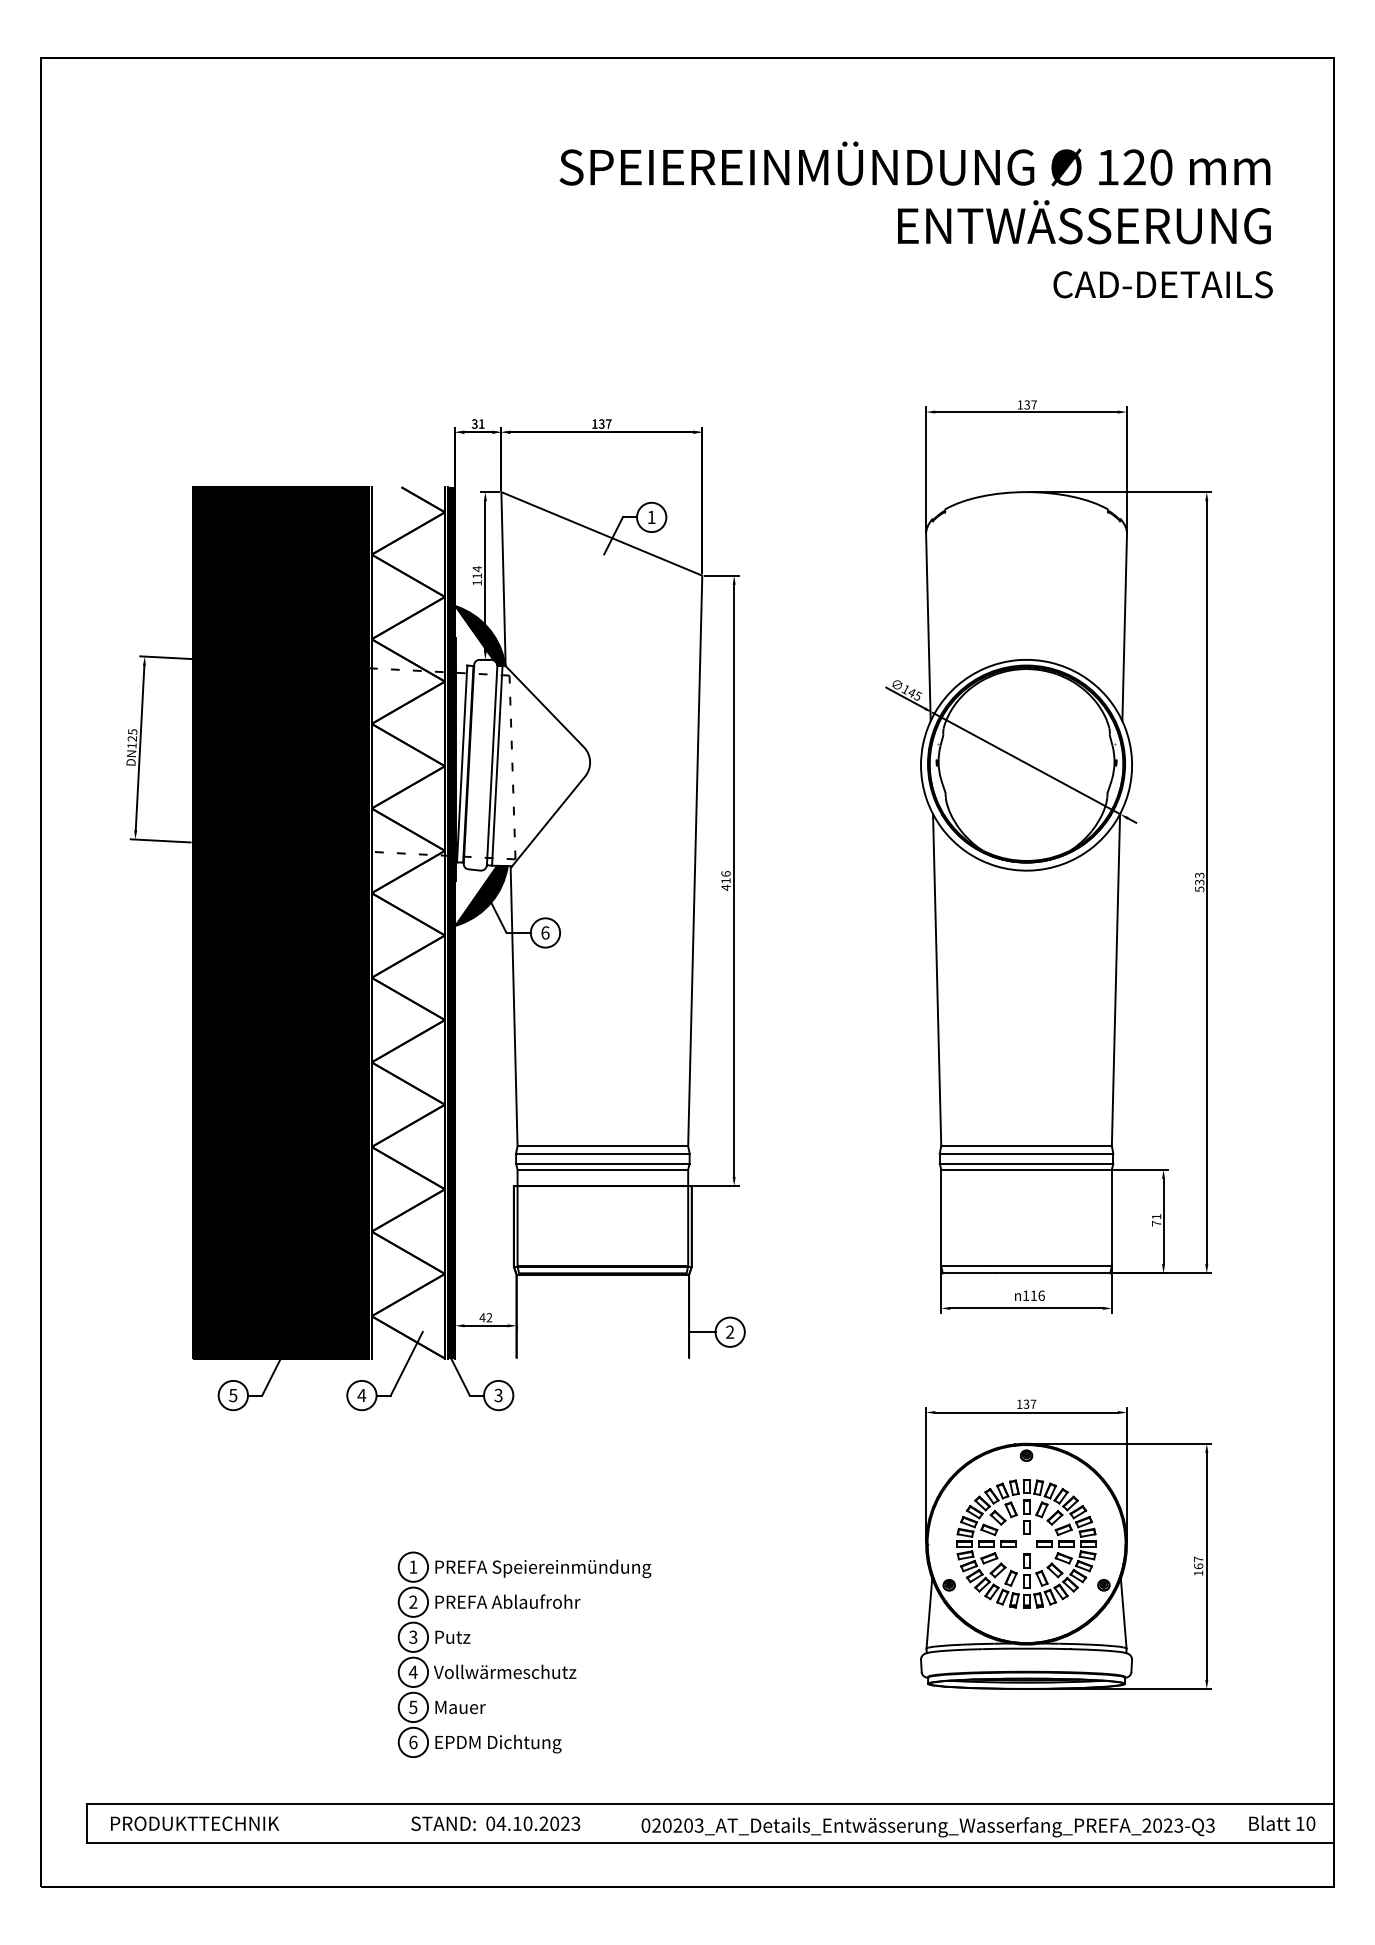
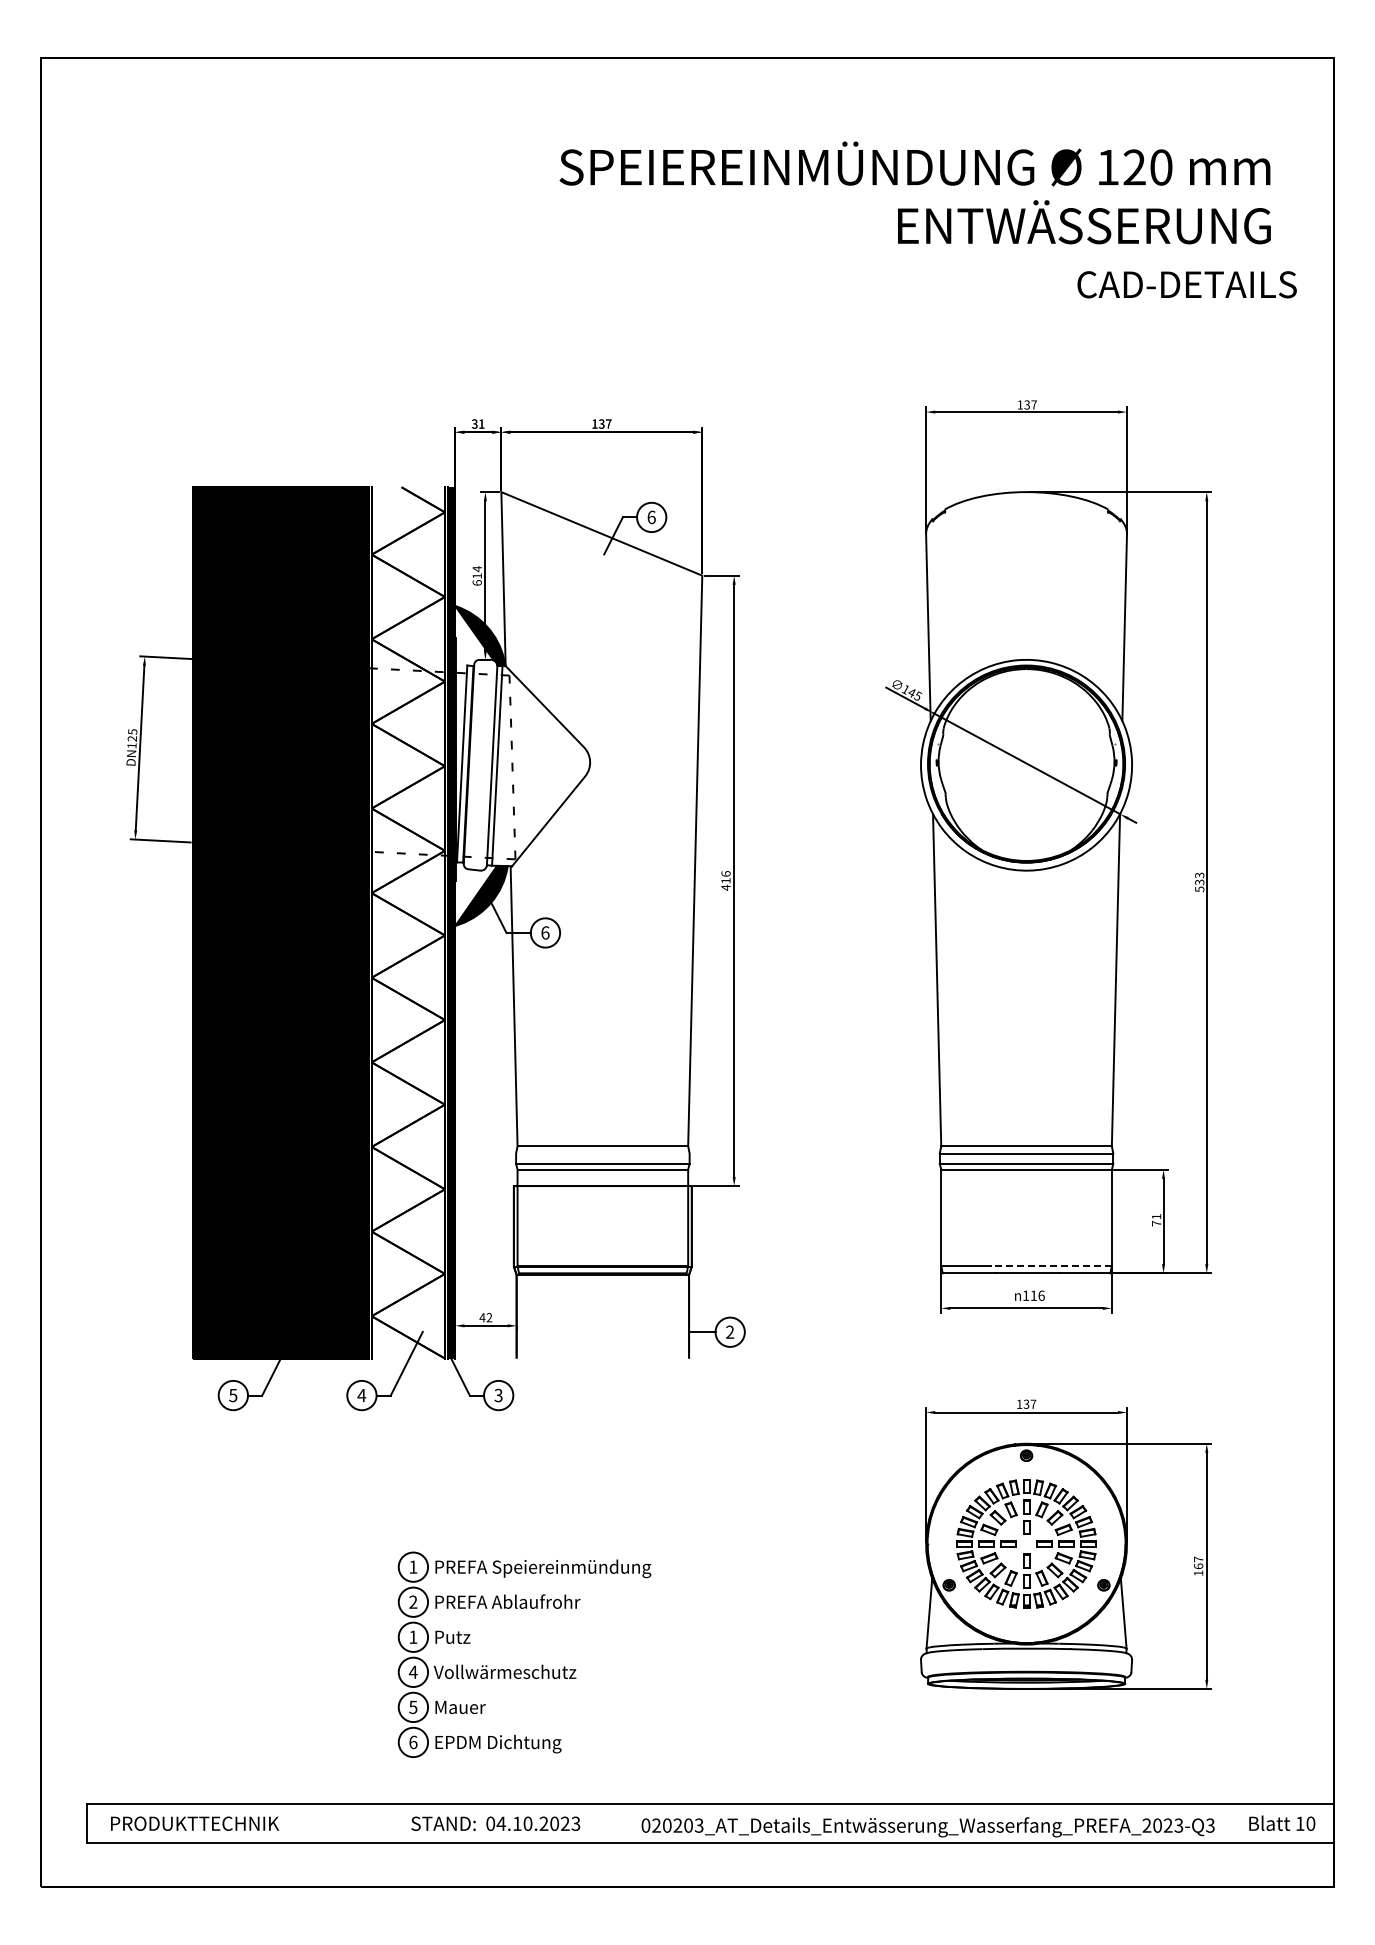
text position: (1162, 284) -> (1186, 284) (1186, 284)
text: 1 -> 6 (651, 517)
text: 114 -> 614 (476, 582)
line: present -> none (602, 1153)
line: solid -> dashed (1051, 1265)
text: 3 -> 1 (413, 1636)
